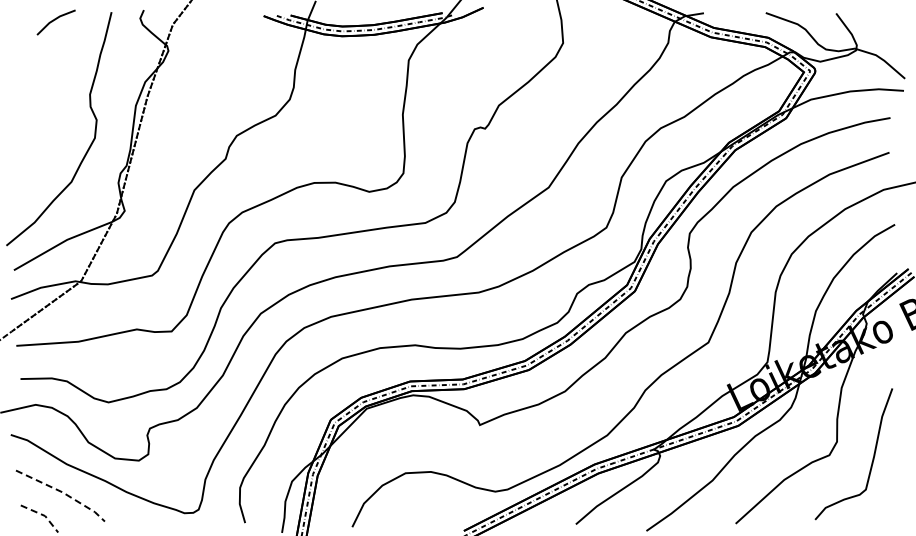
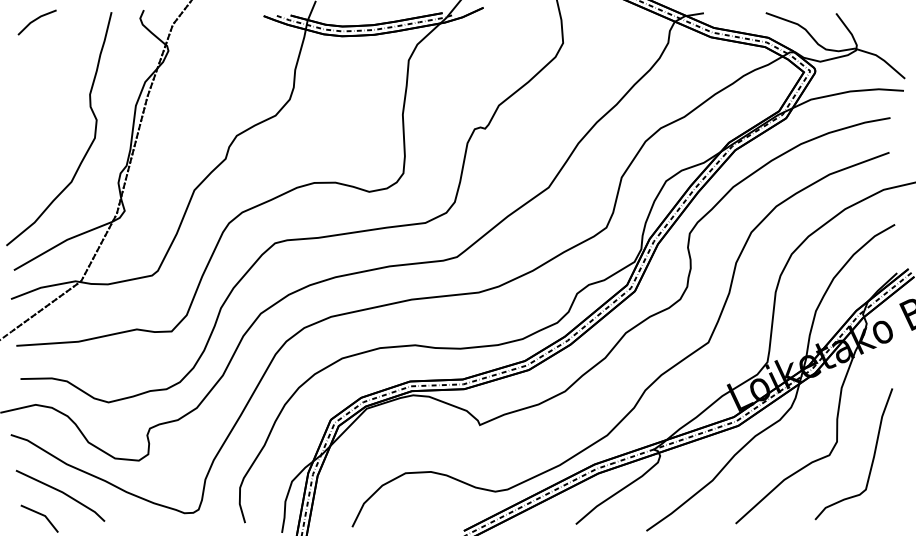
line position: (55, 20) -> (36, 20) (36, 20)
line: dashed -> solid (62, 492)
line: dashed -> solid (43, 515)
